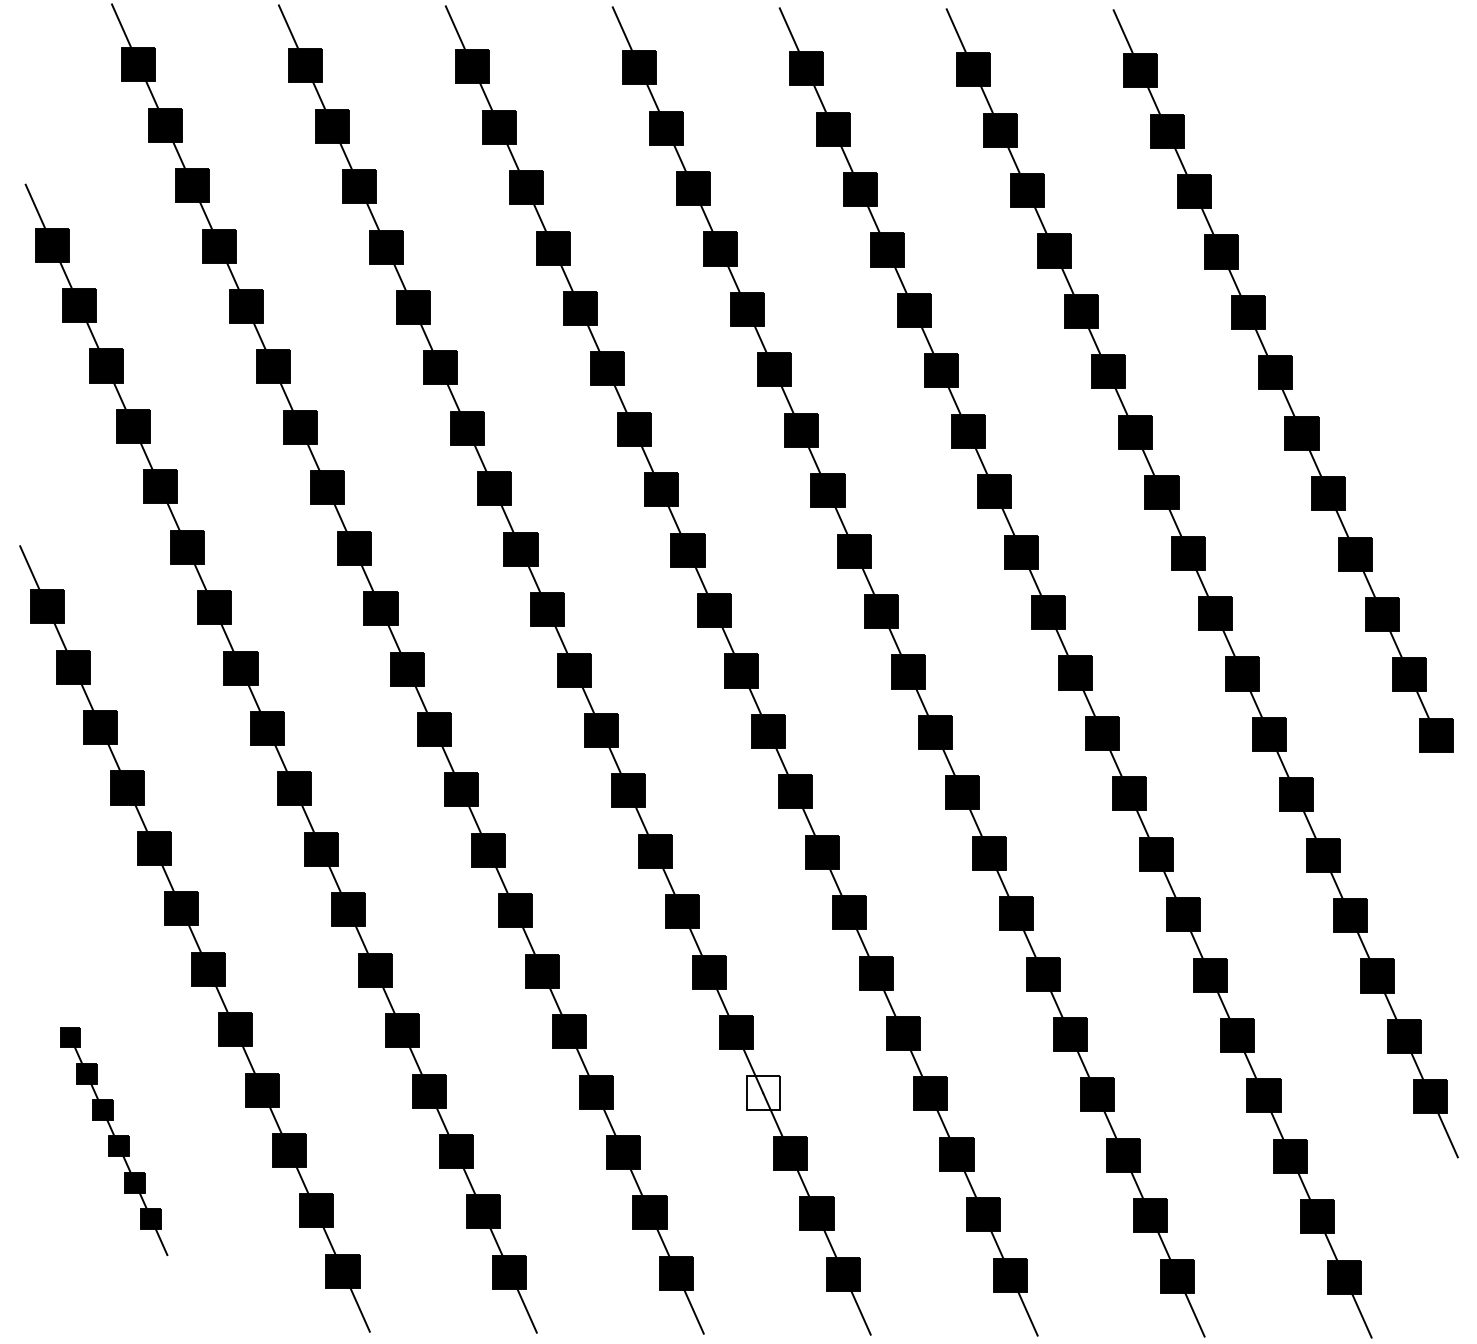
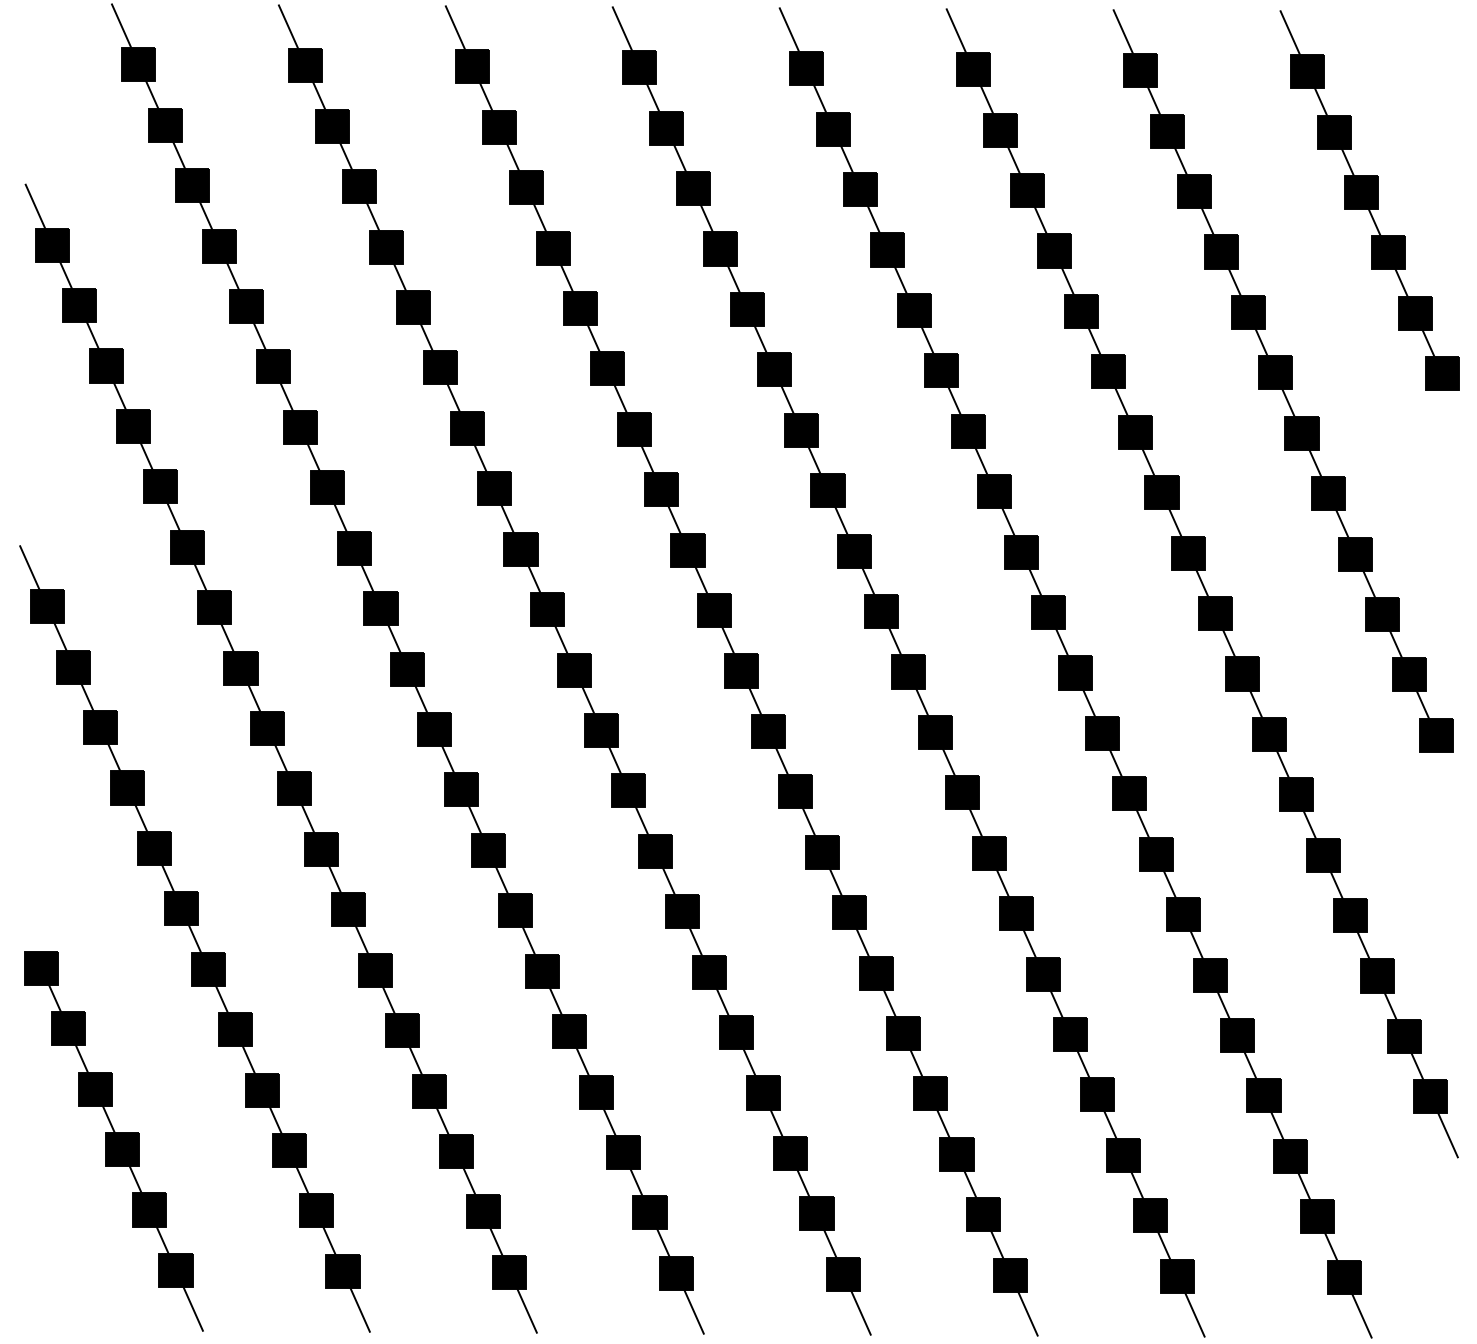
part: none -> present (1369, 200)
fill: none -> present (762, 1092)
part size: 109x229 px -> 180x381 px (113, 1141)
